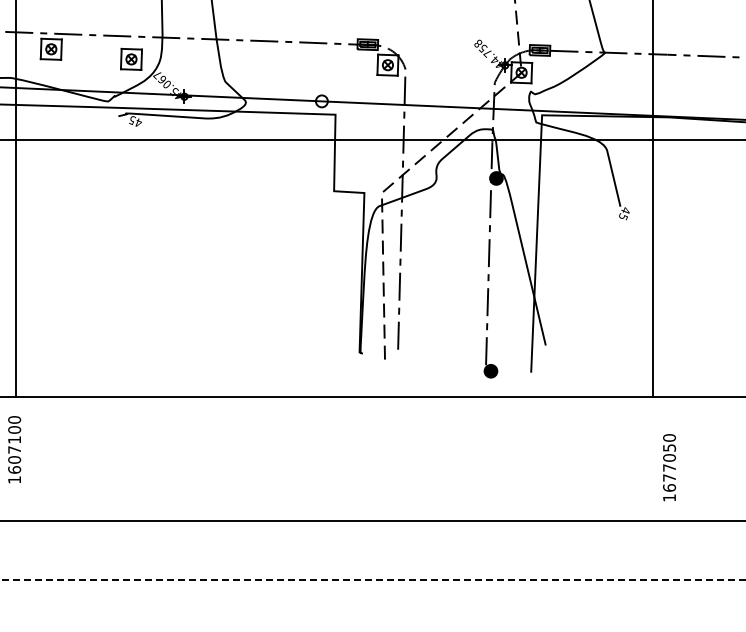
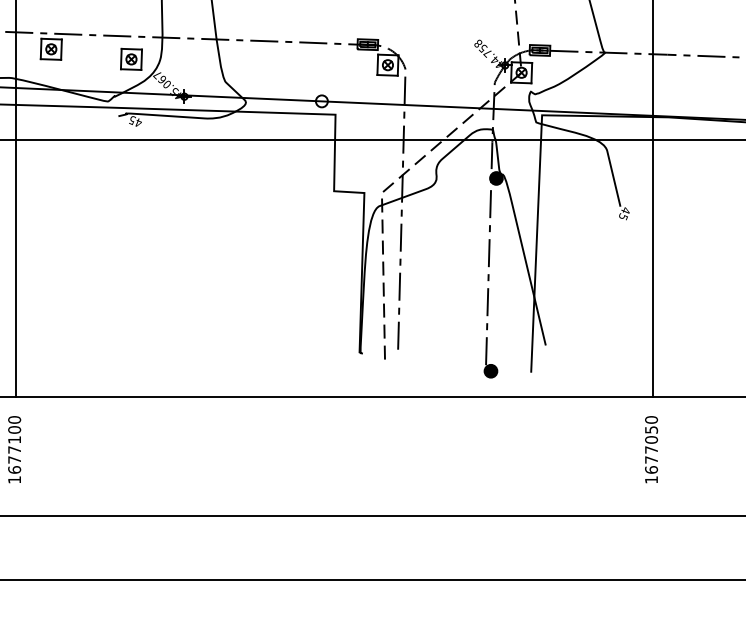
text: 1607100 -> 1677100 (14, 459)
text position: (669, 467) -> (651, 449) (651, 449)
line position: (372, 521) -> (372, 516) (372, 516)
line: dashed -> solid (372, 579)
